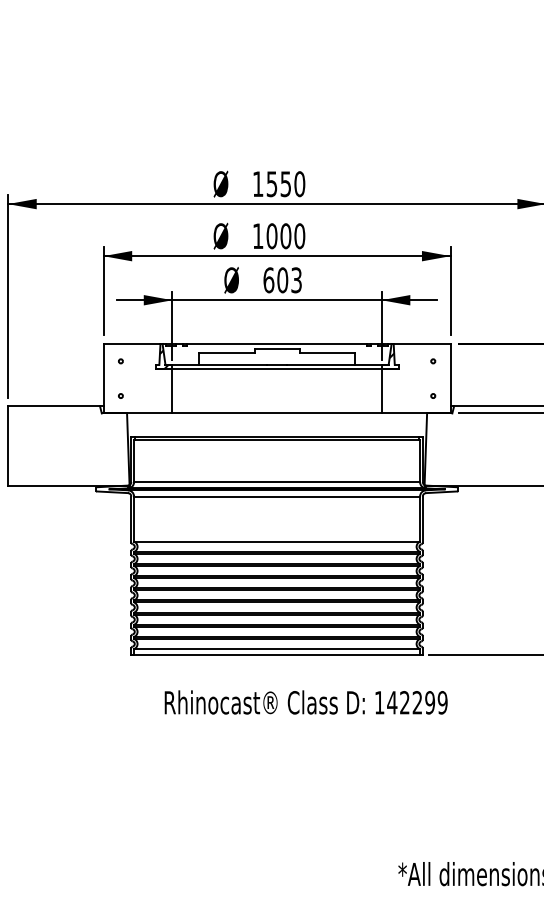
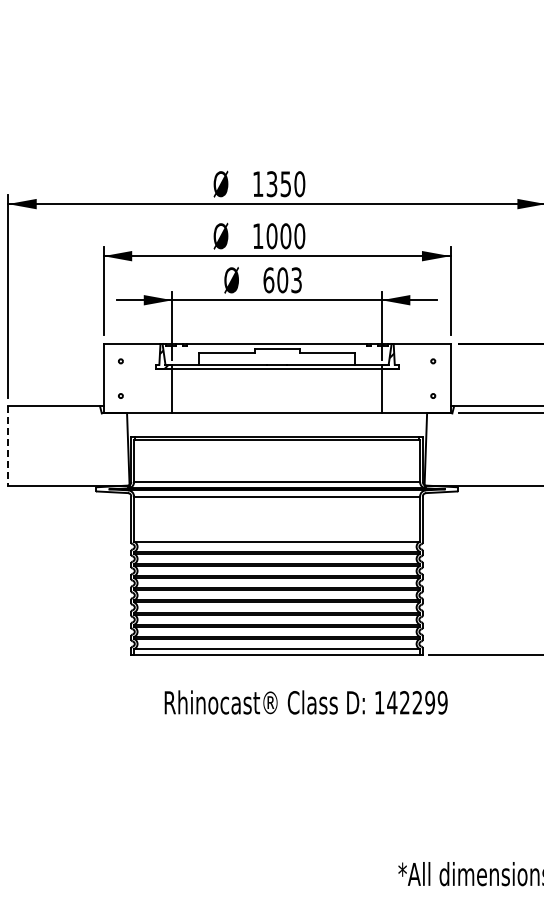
text: 1550 -> 1350 (272, 183)
line: solid -> dashed (8, 446)
